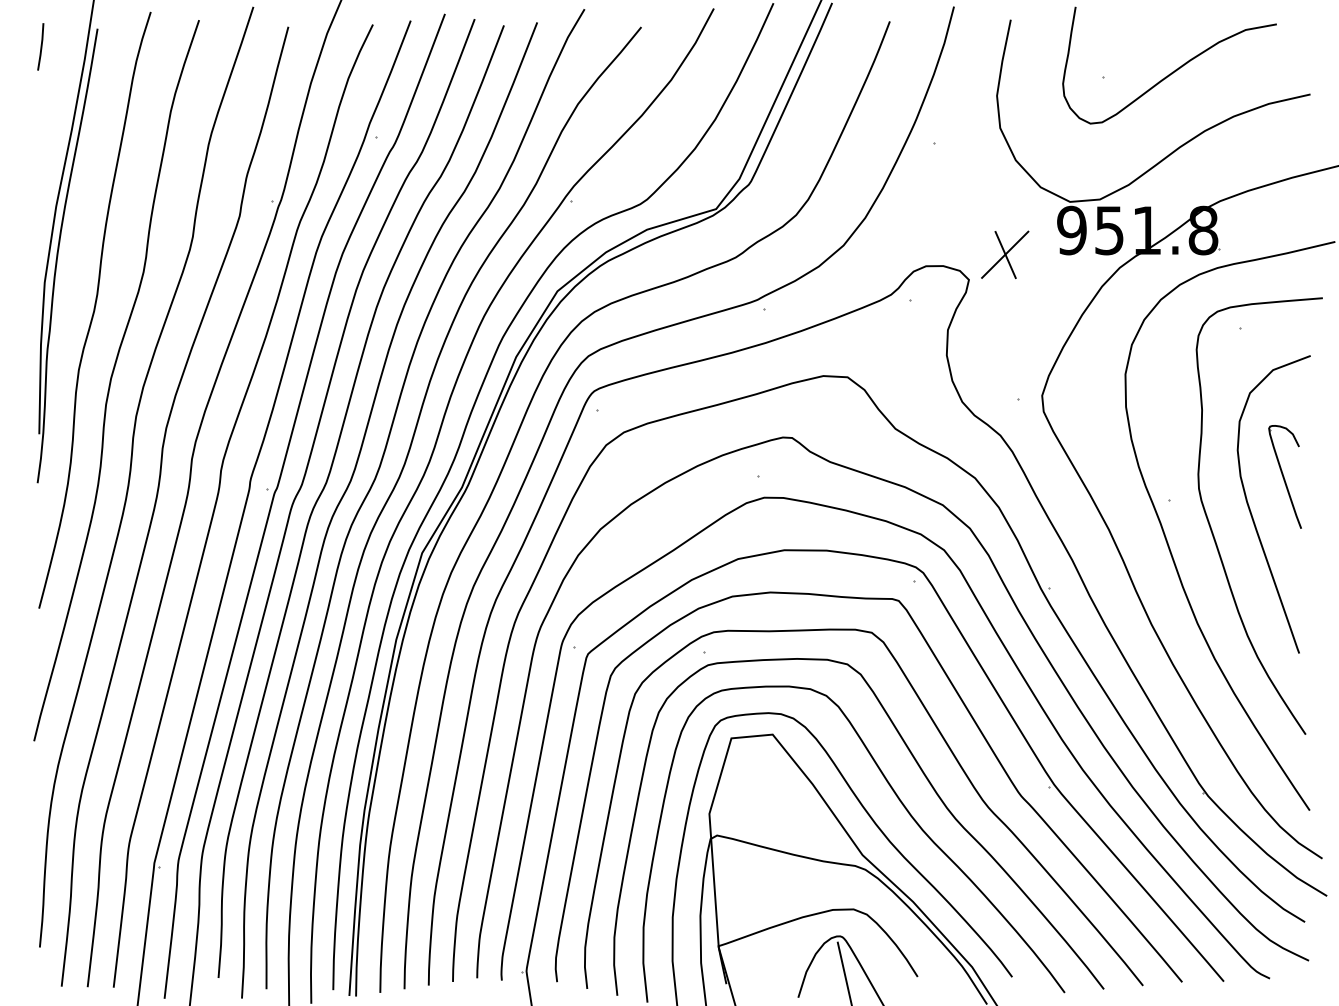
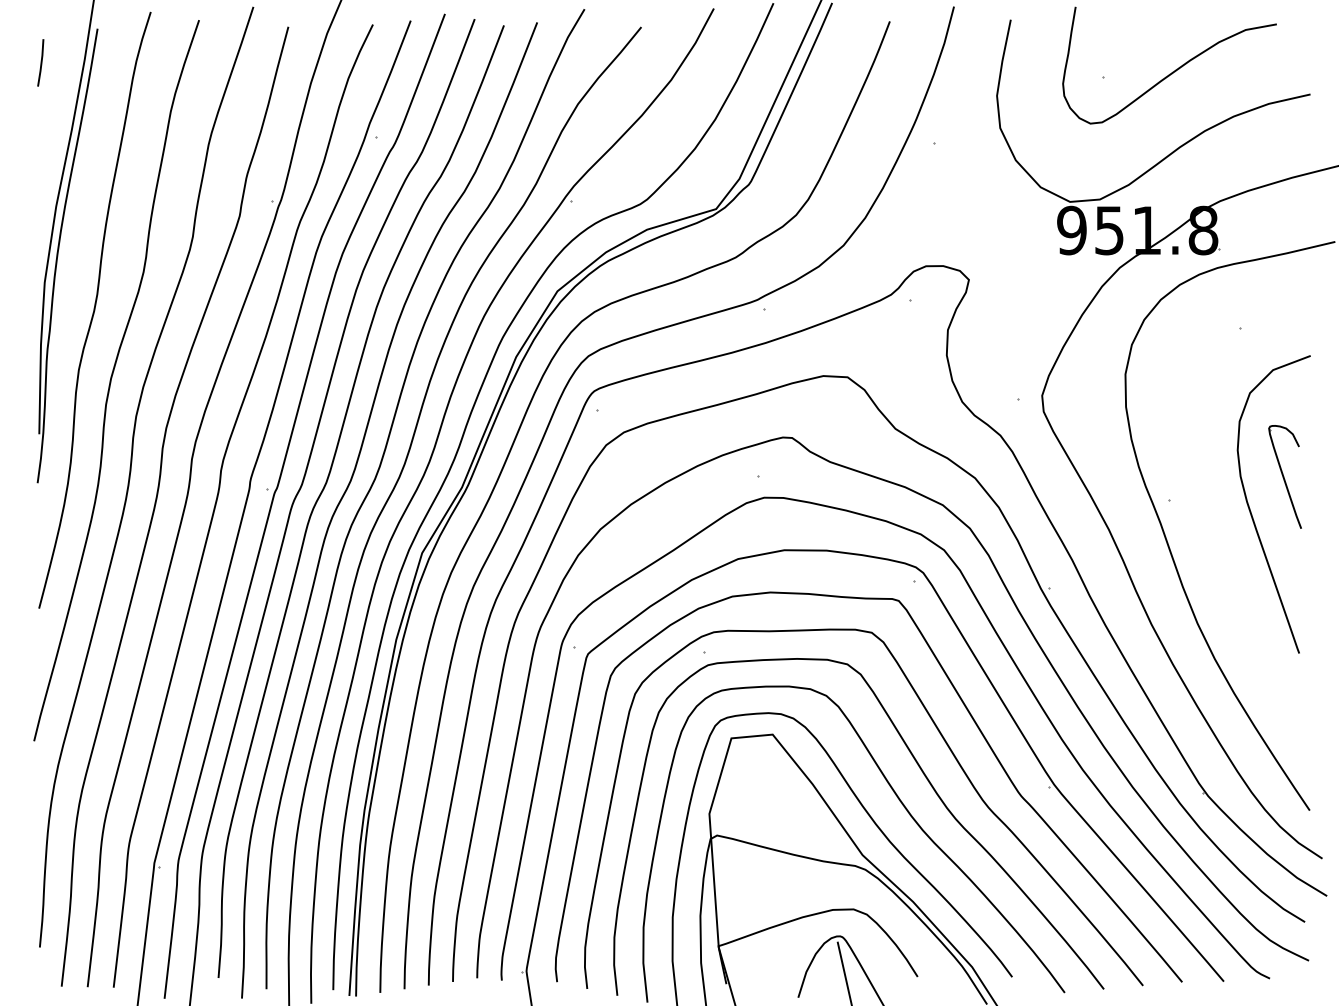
line position: (40, 46) -> (40, 62) (40, 62)
part: present -> none (1005, 254)
curve: present -> none (1212, 529)
